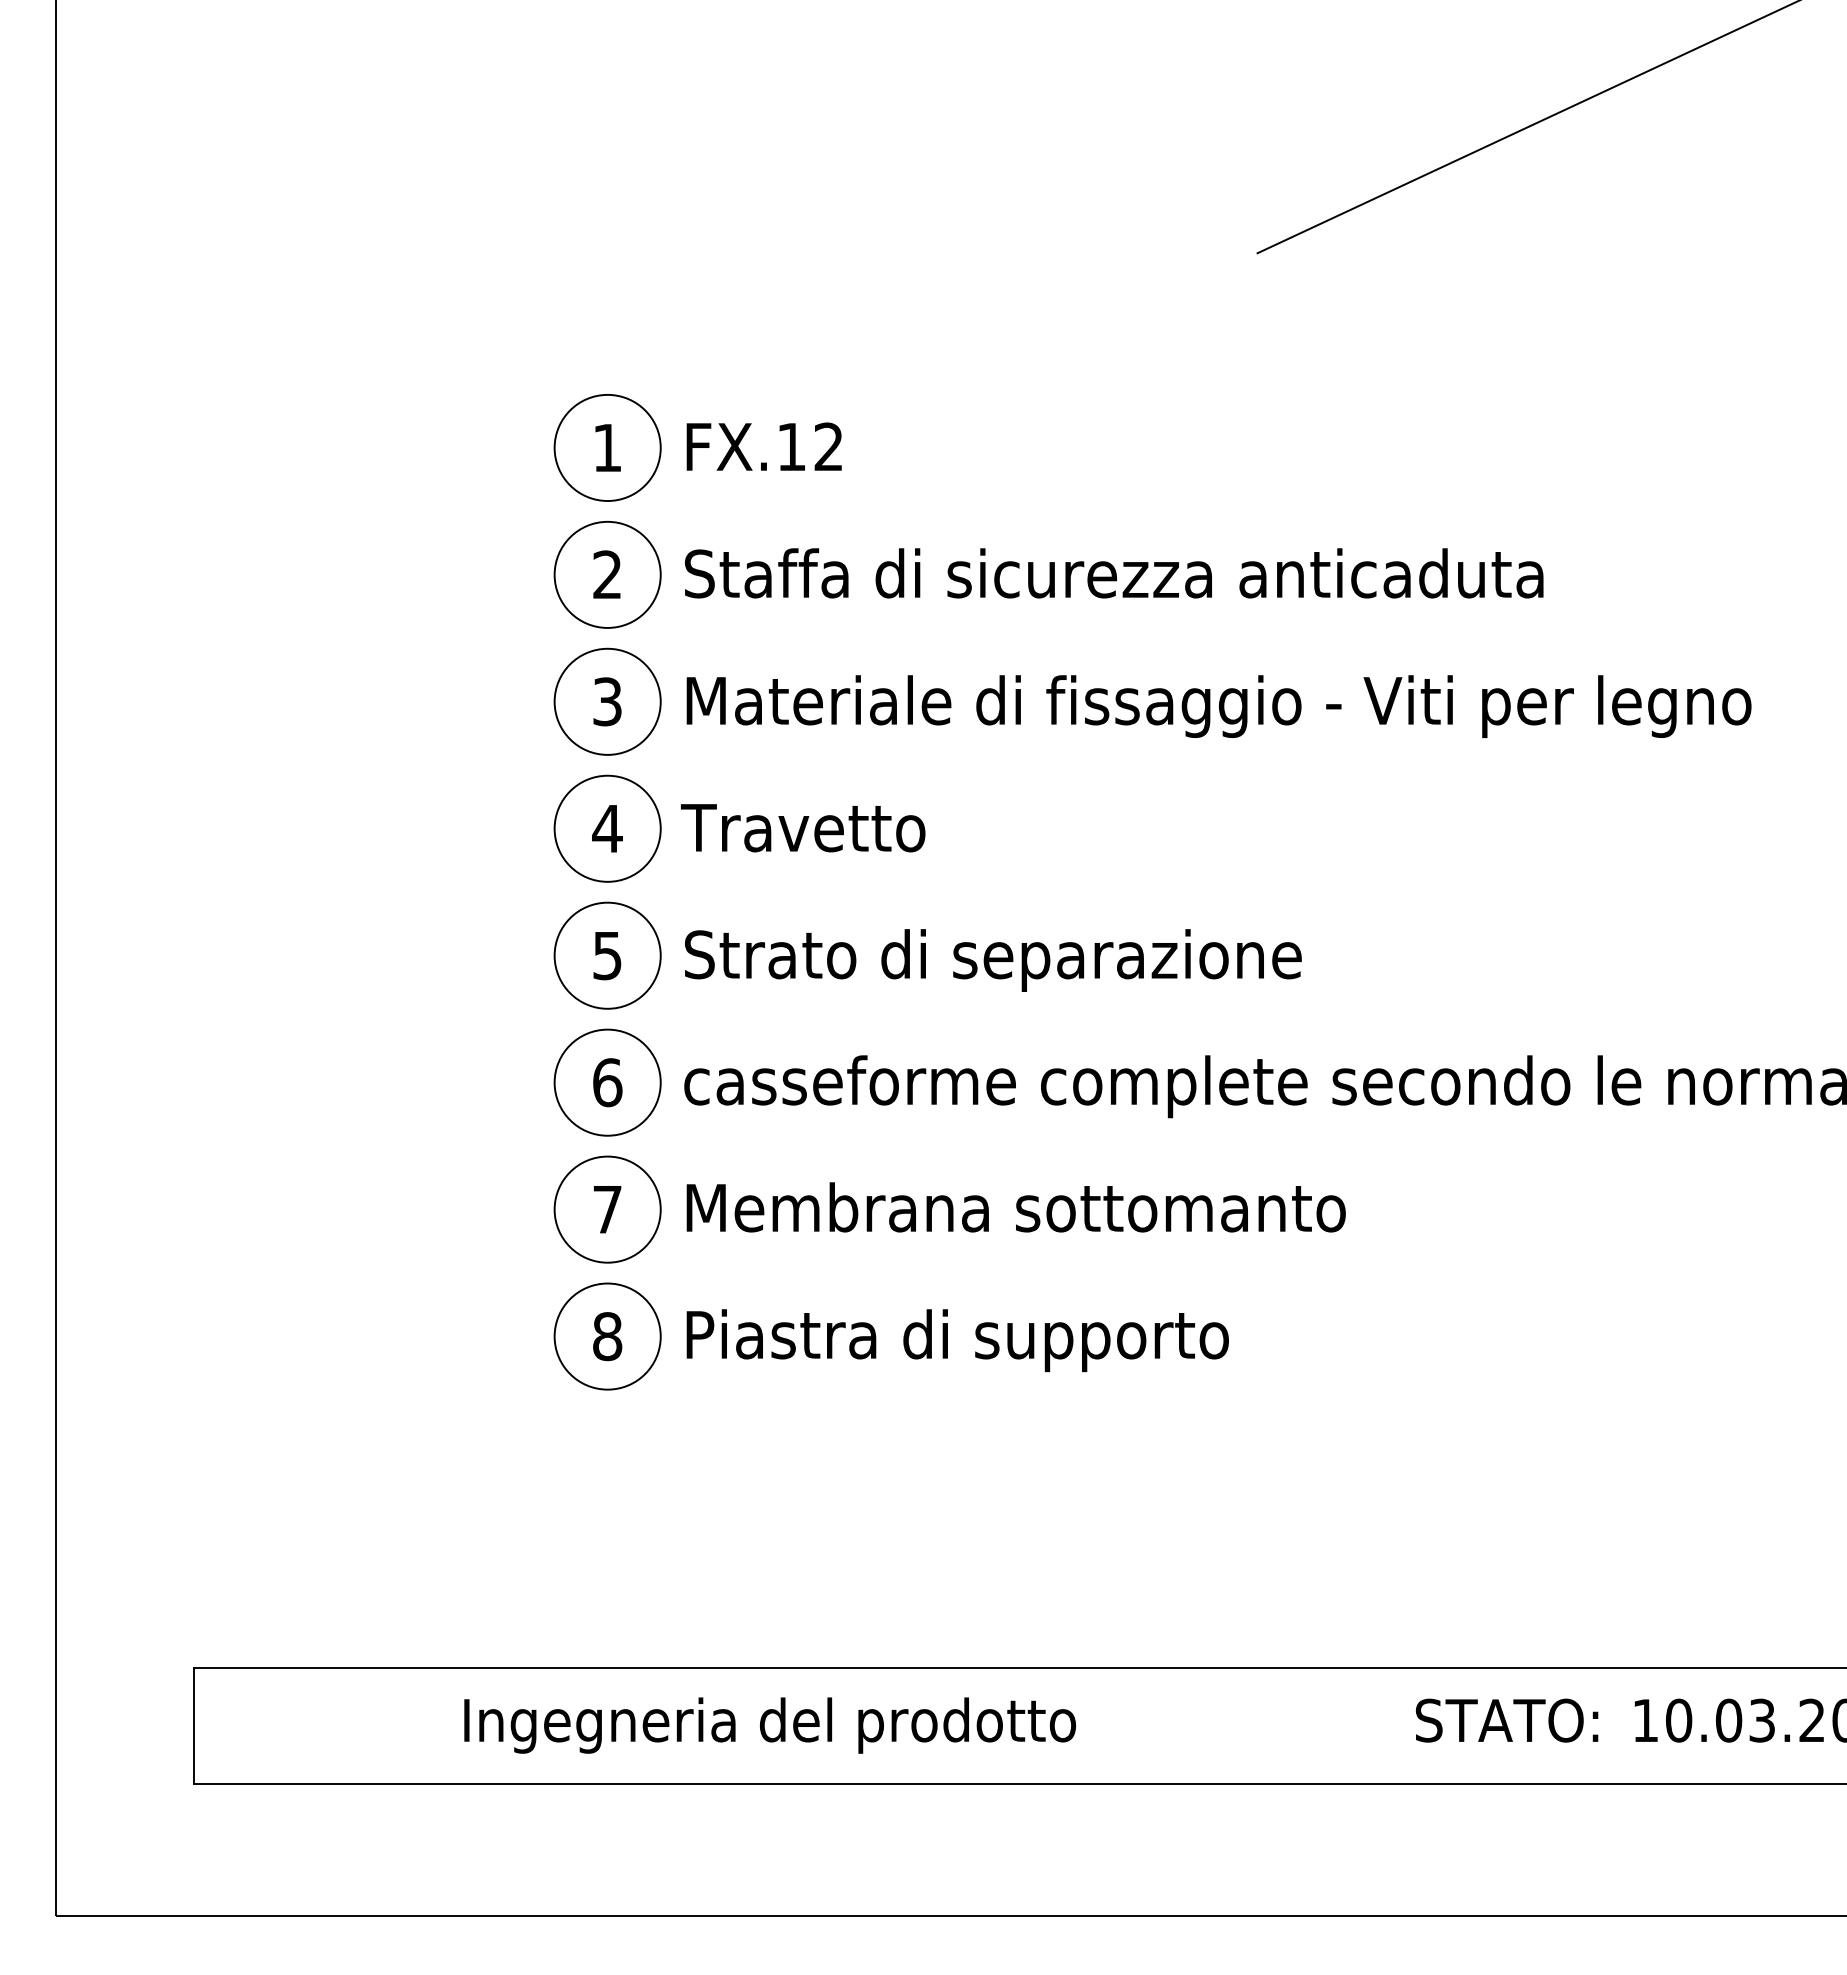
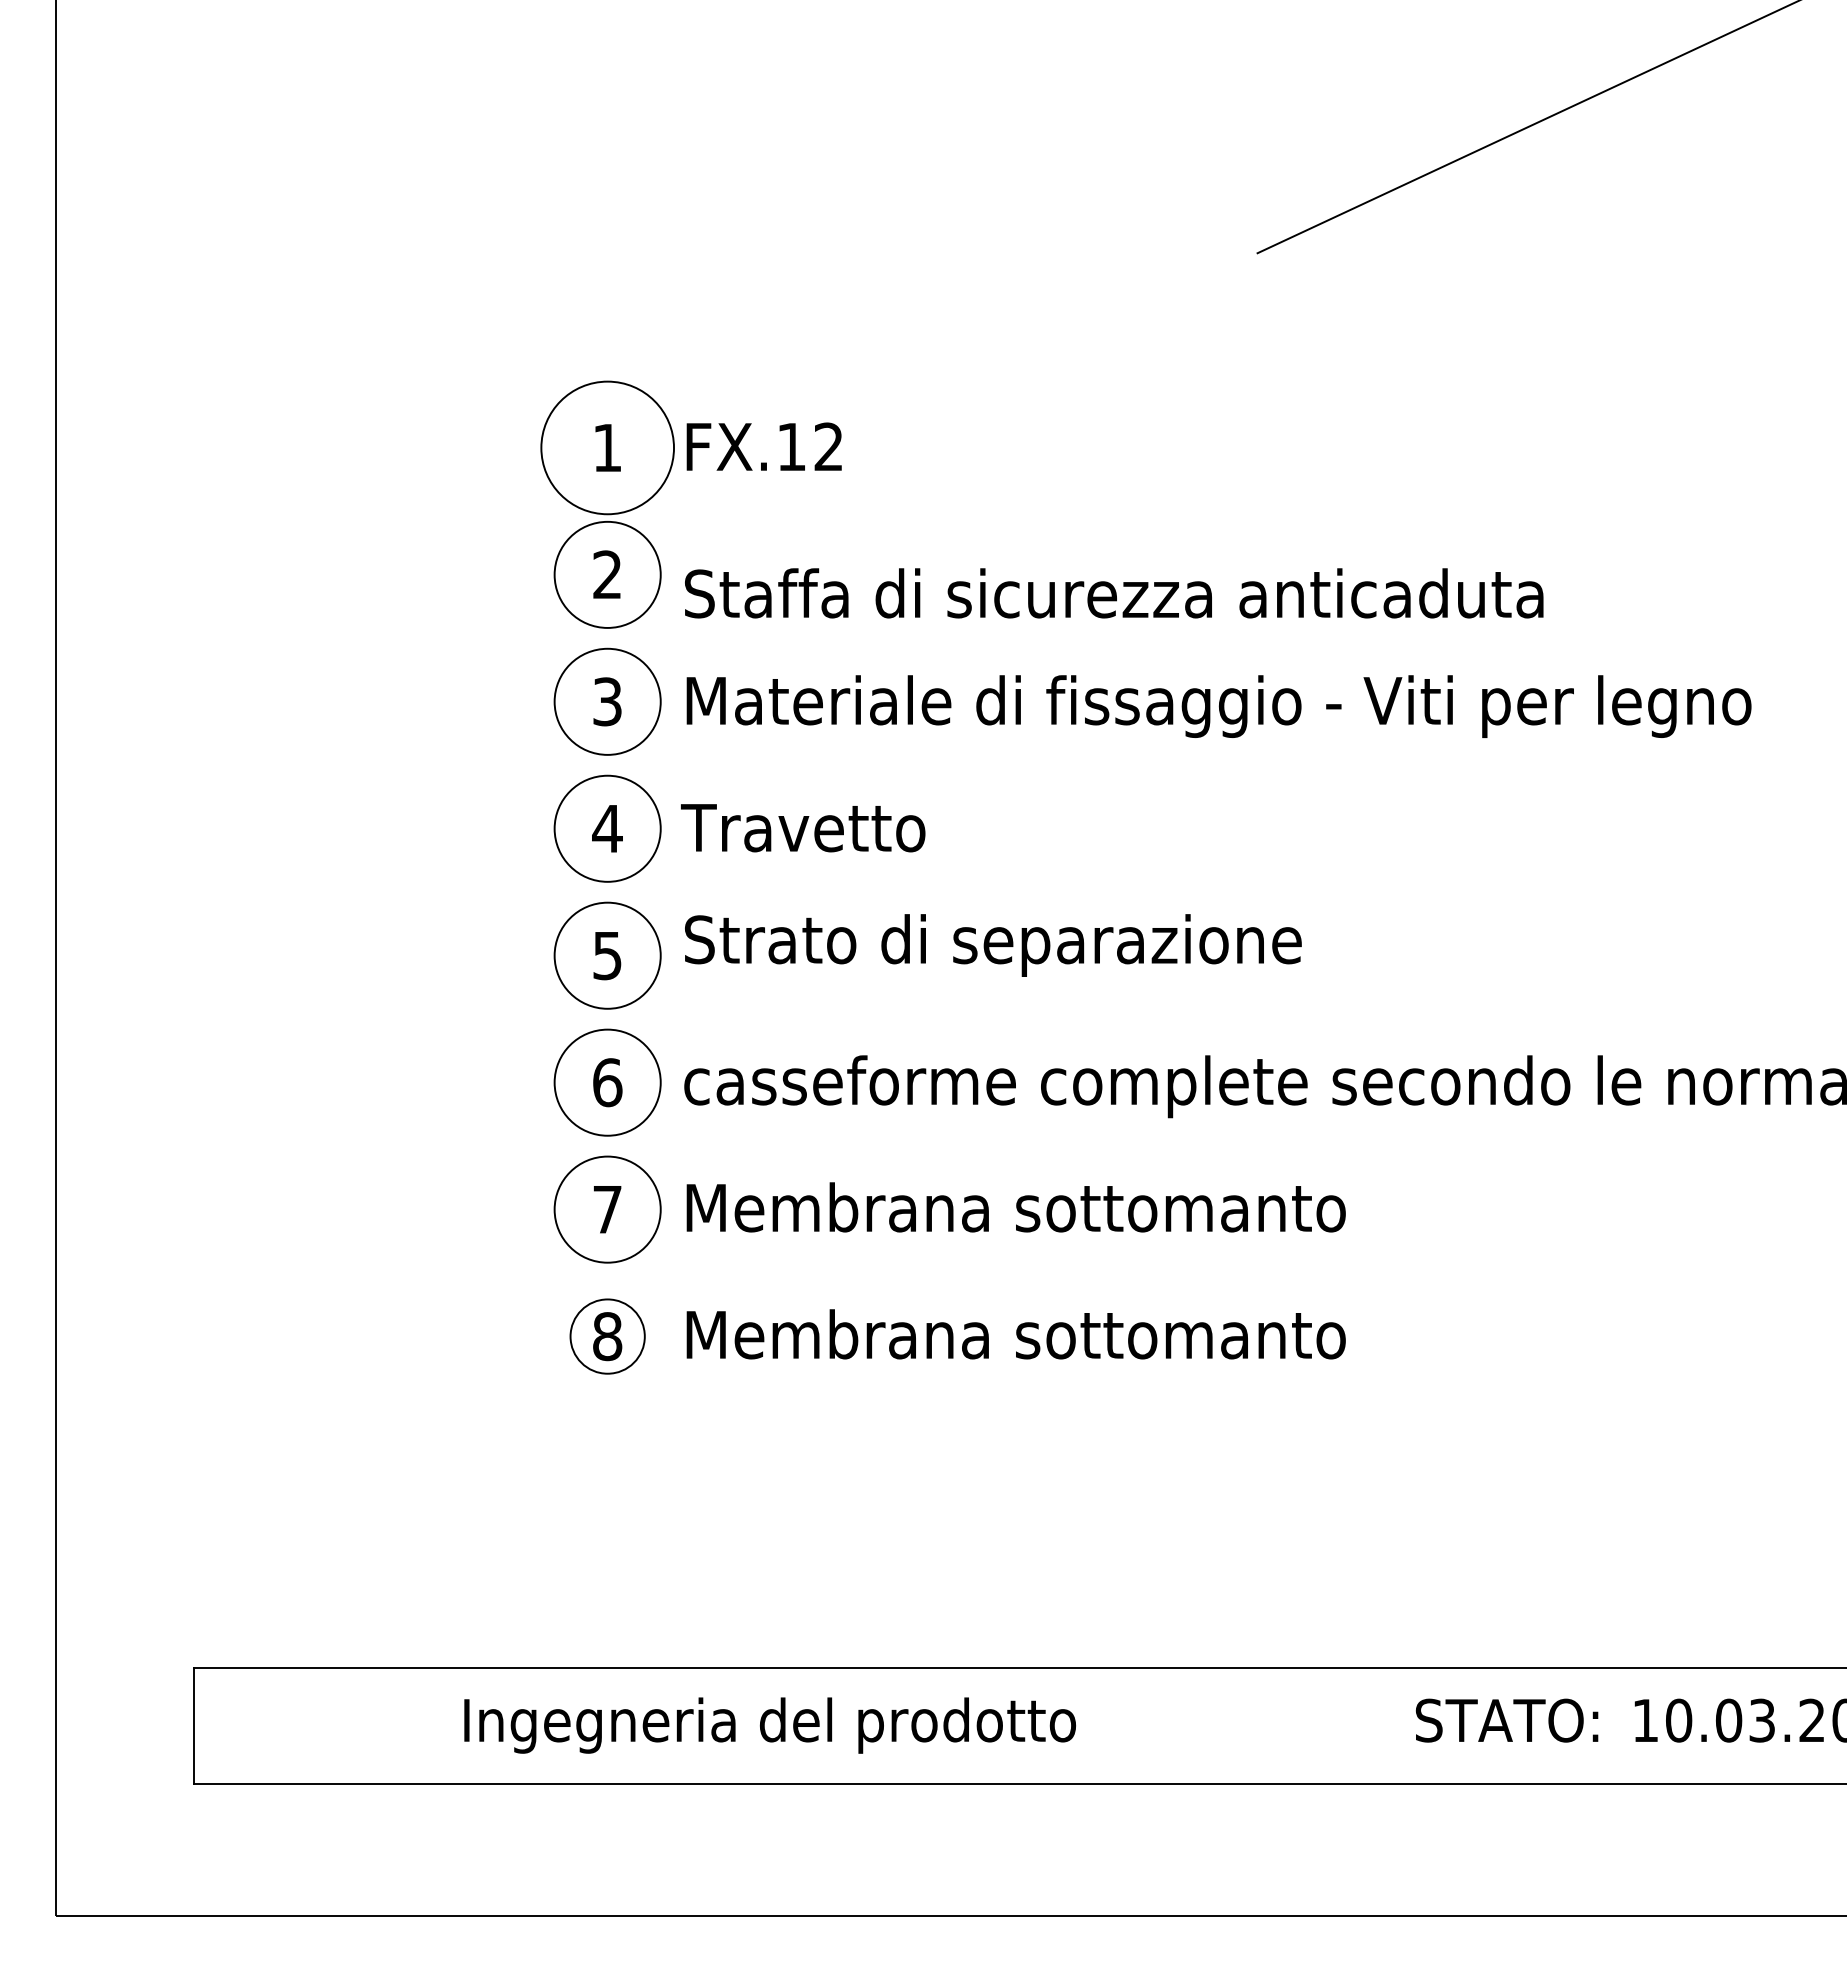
circle diameter: 106 px -> 133 px (607, 447)
text position: (1114, 573) -> (1114, 593) (1114, 593)
text position: (993, 960) -> (993, 945) (993, 945)
circle diameter: 106 px -> 74 px (607, 1336)
text: Piastra di supporto -> Membrana sottomanto (1018, 1340)
